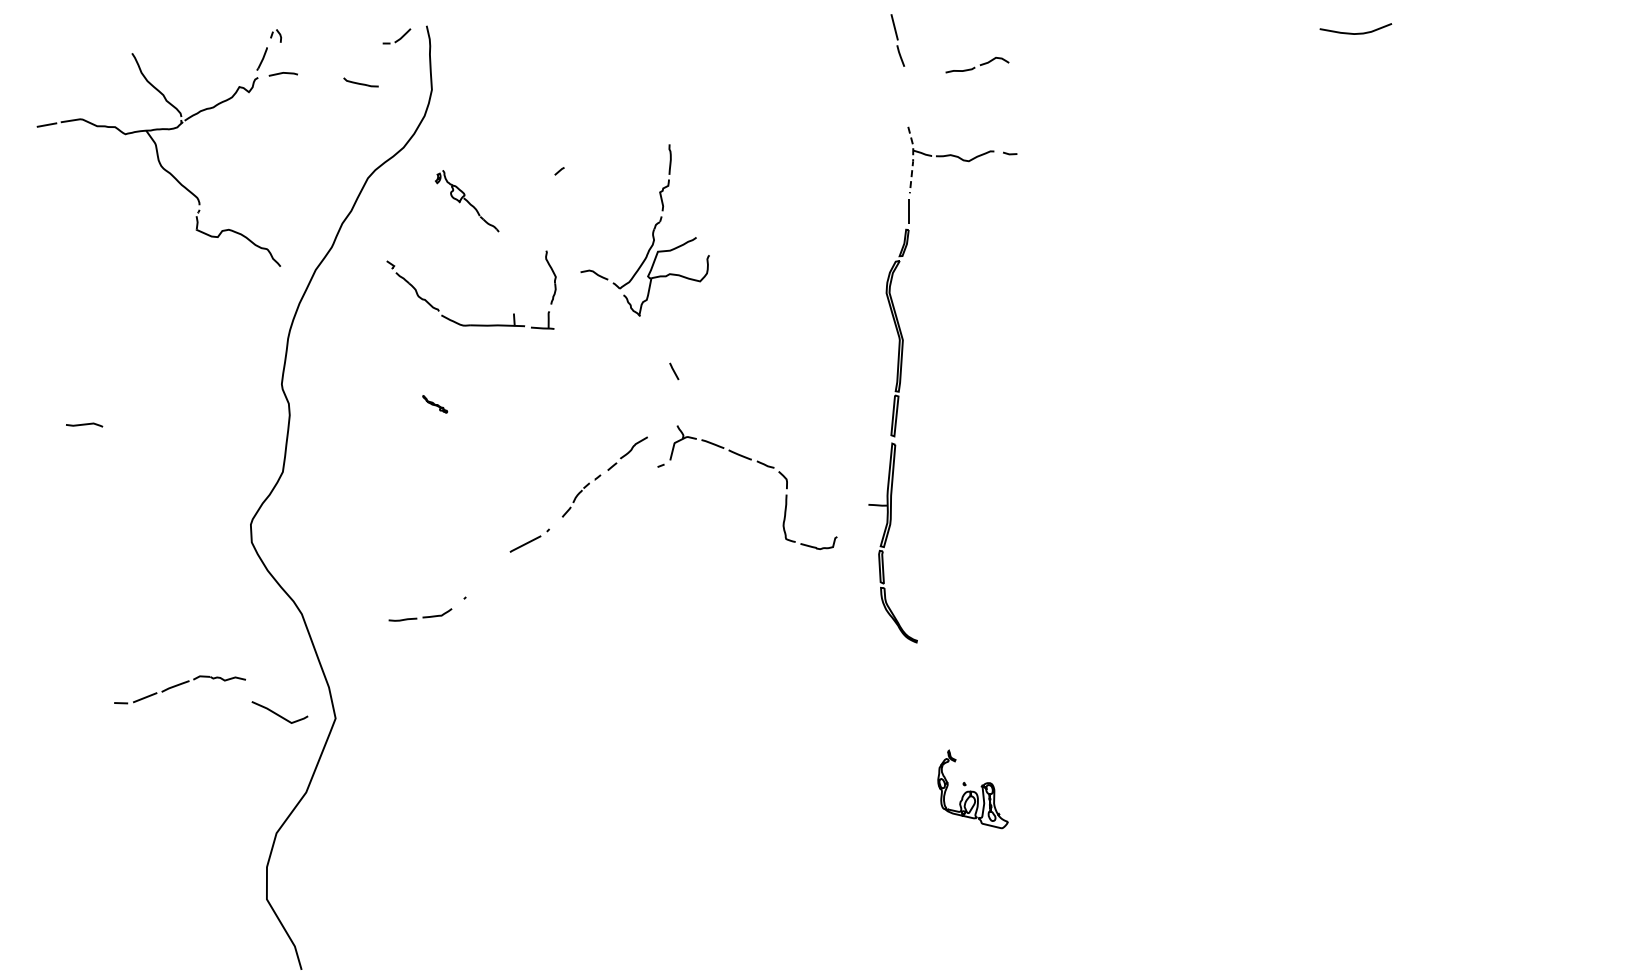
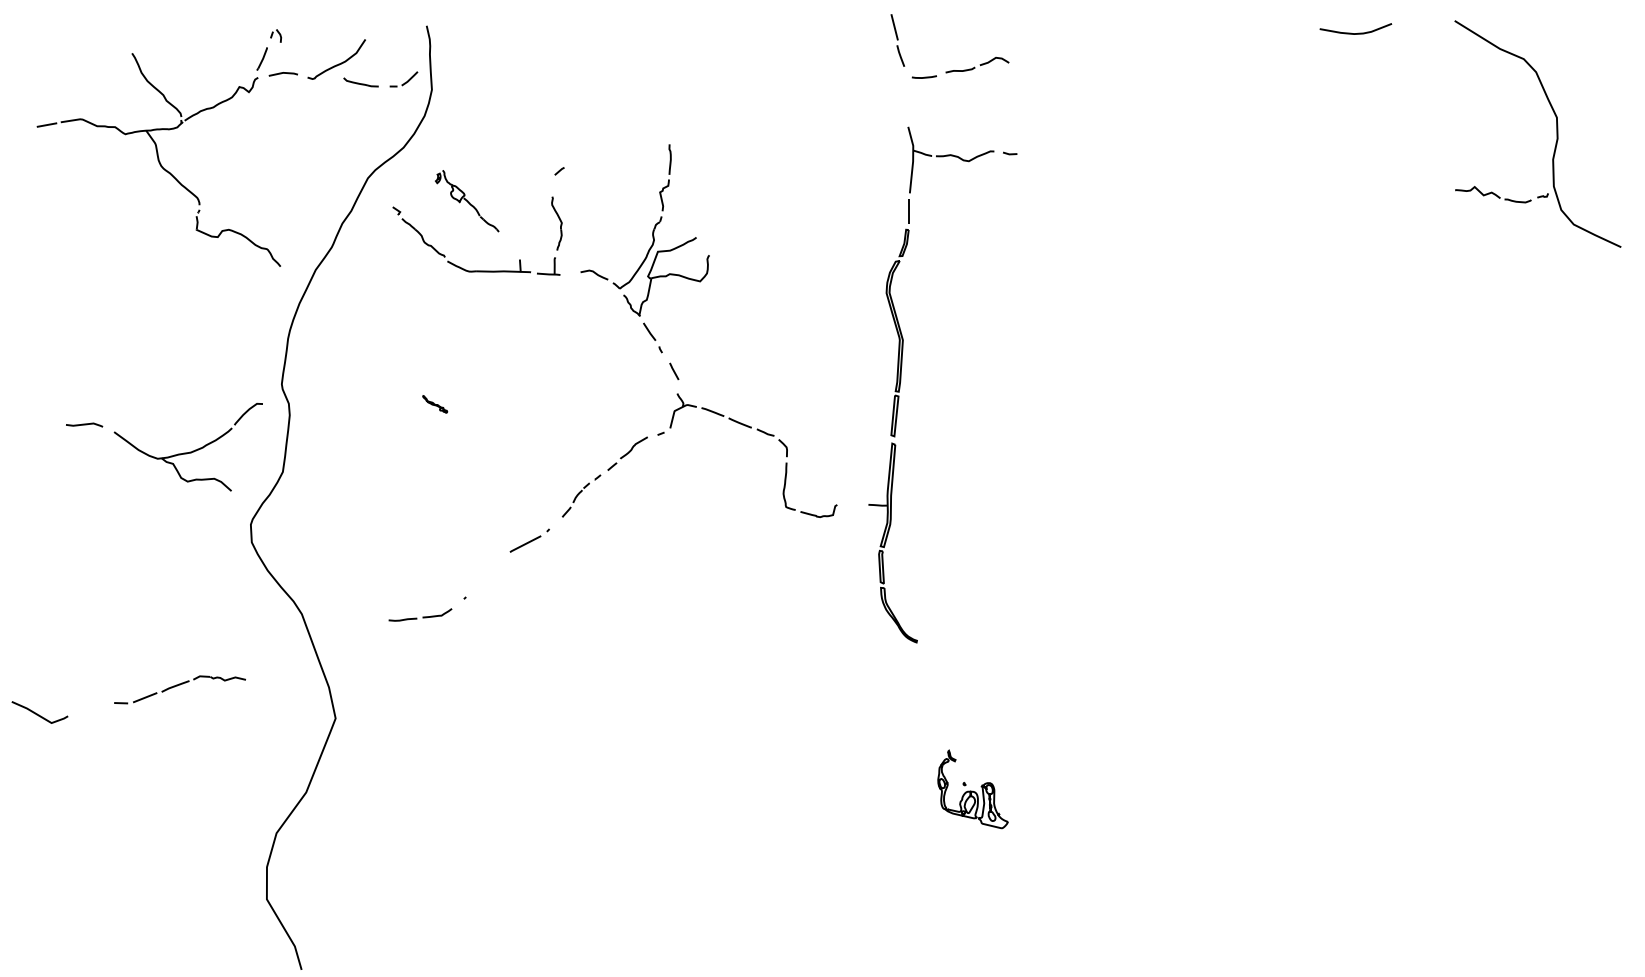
part position: (396, 36) -> (403, 79) (403, 79)
part: none -> present (336, 59)
line: none -> present (924, 76)
part: none -> present (1556, 133)
line: dashed -> solid (913, 160)
part position: (471, 324) -> (477, 270) (477, 270)
part: none -> present (652, 337)
part: none -> present (187, 446)
part position: (759, 463) -> (759, 431) (759, 431)
line position: (279, 714) -> (39, 714) (39, 714)
